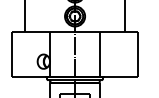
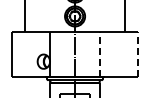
line: solid -> dashed (99, 54)
line: solid -> dashed (137, 54)
